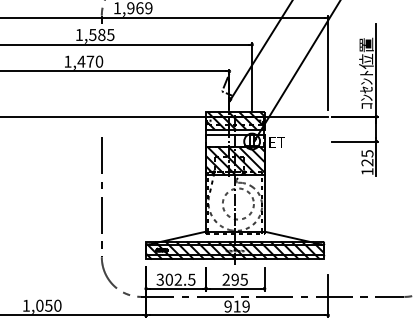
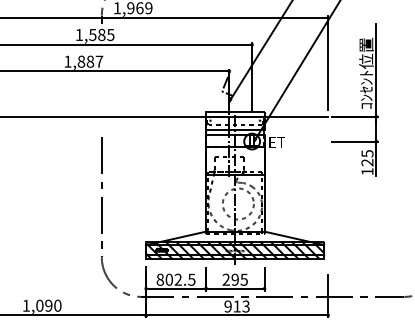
text: 1,470 -> 1,887 (90, 61)
hatch: present -> none (235, 120)
hatch: present -> none (235, 161)
text: 302.5 -> 802.5 (159, 279)
text: 1,050 -> 1,090 (48, 305)
text: 919 -> 913 (245, 306)
